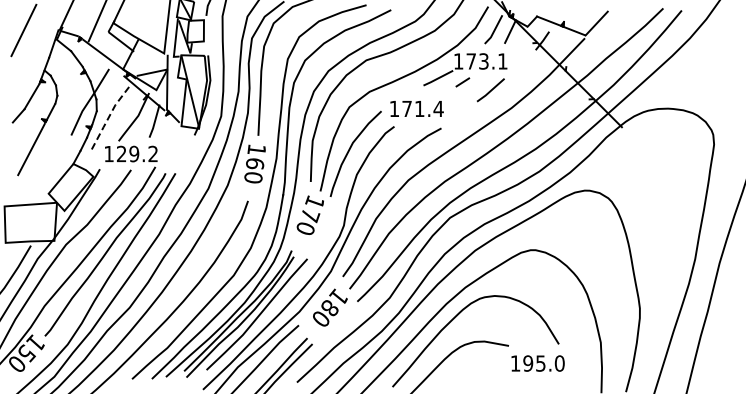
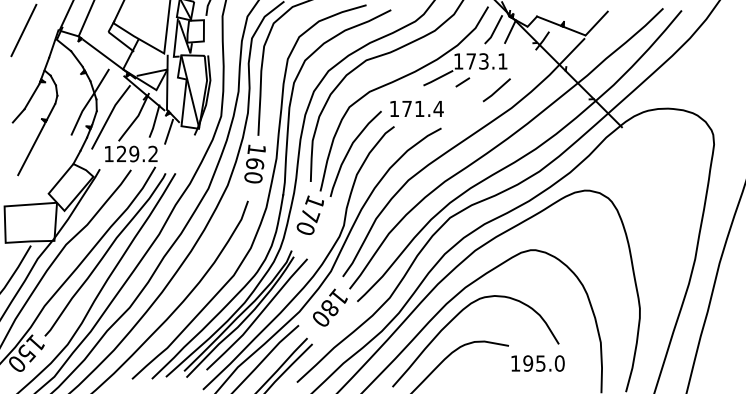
line position: (96, 21) -> (85, 19) (85, 19)
line position: (490, 90) -> (496, 90) (496, 90)
line: dashed -> solid (109, 116)
line: none -> present (168, 131)
